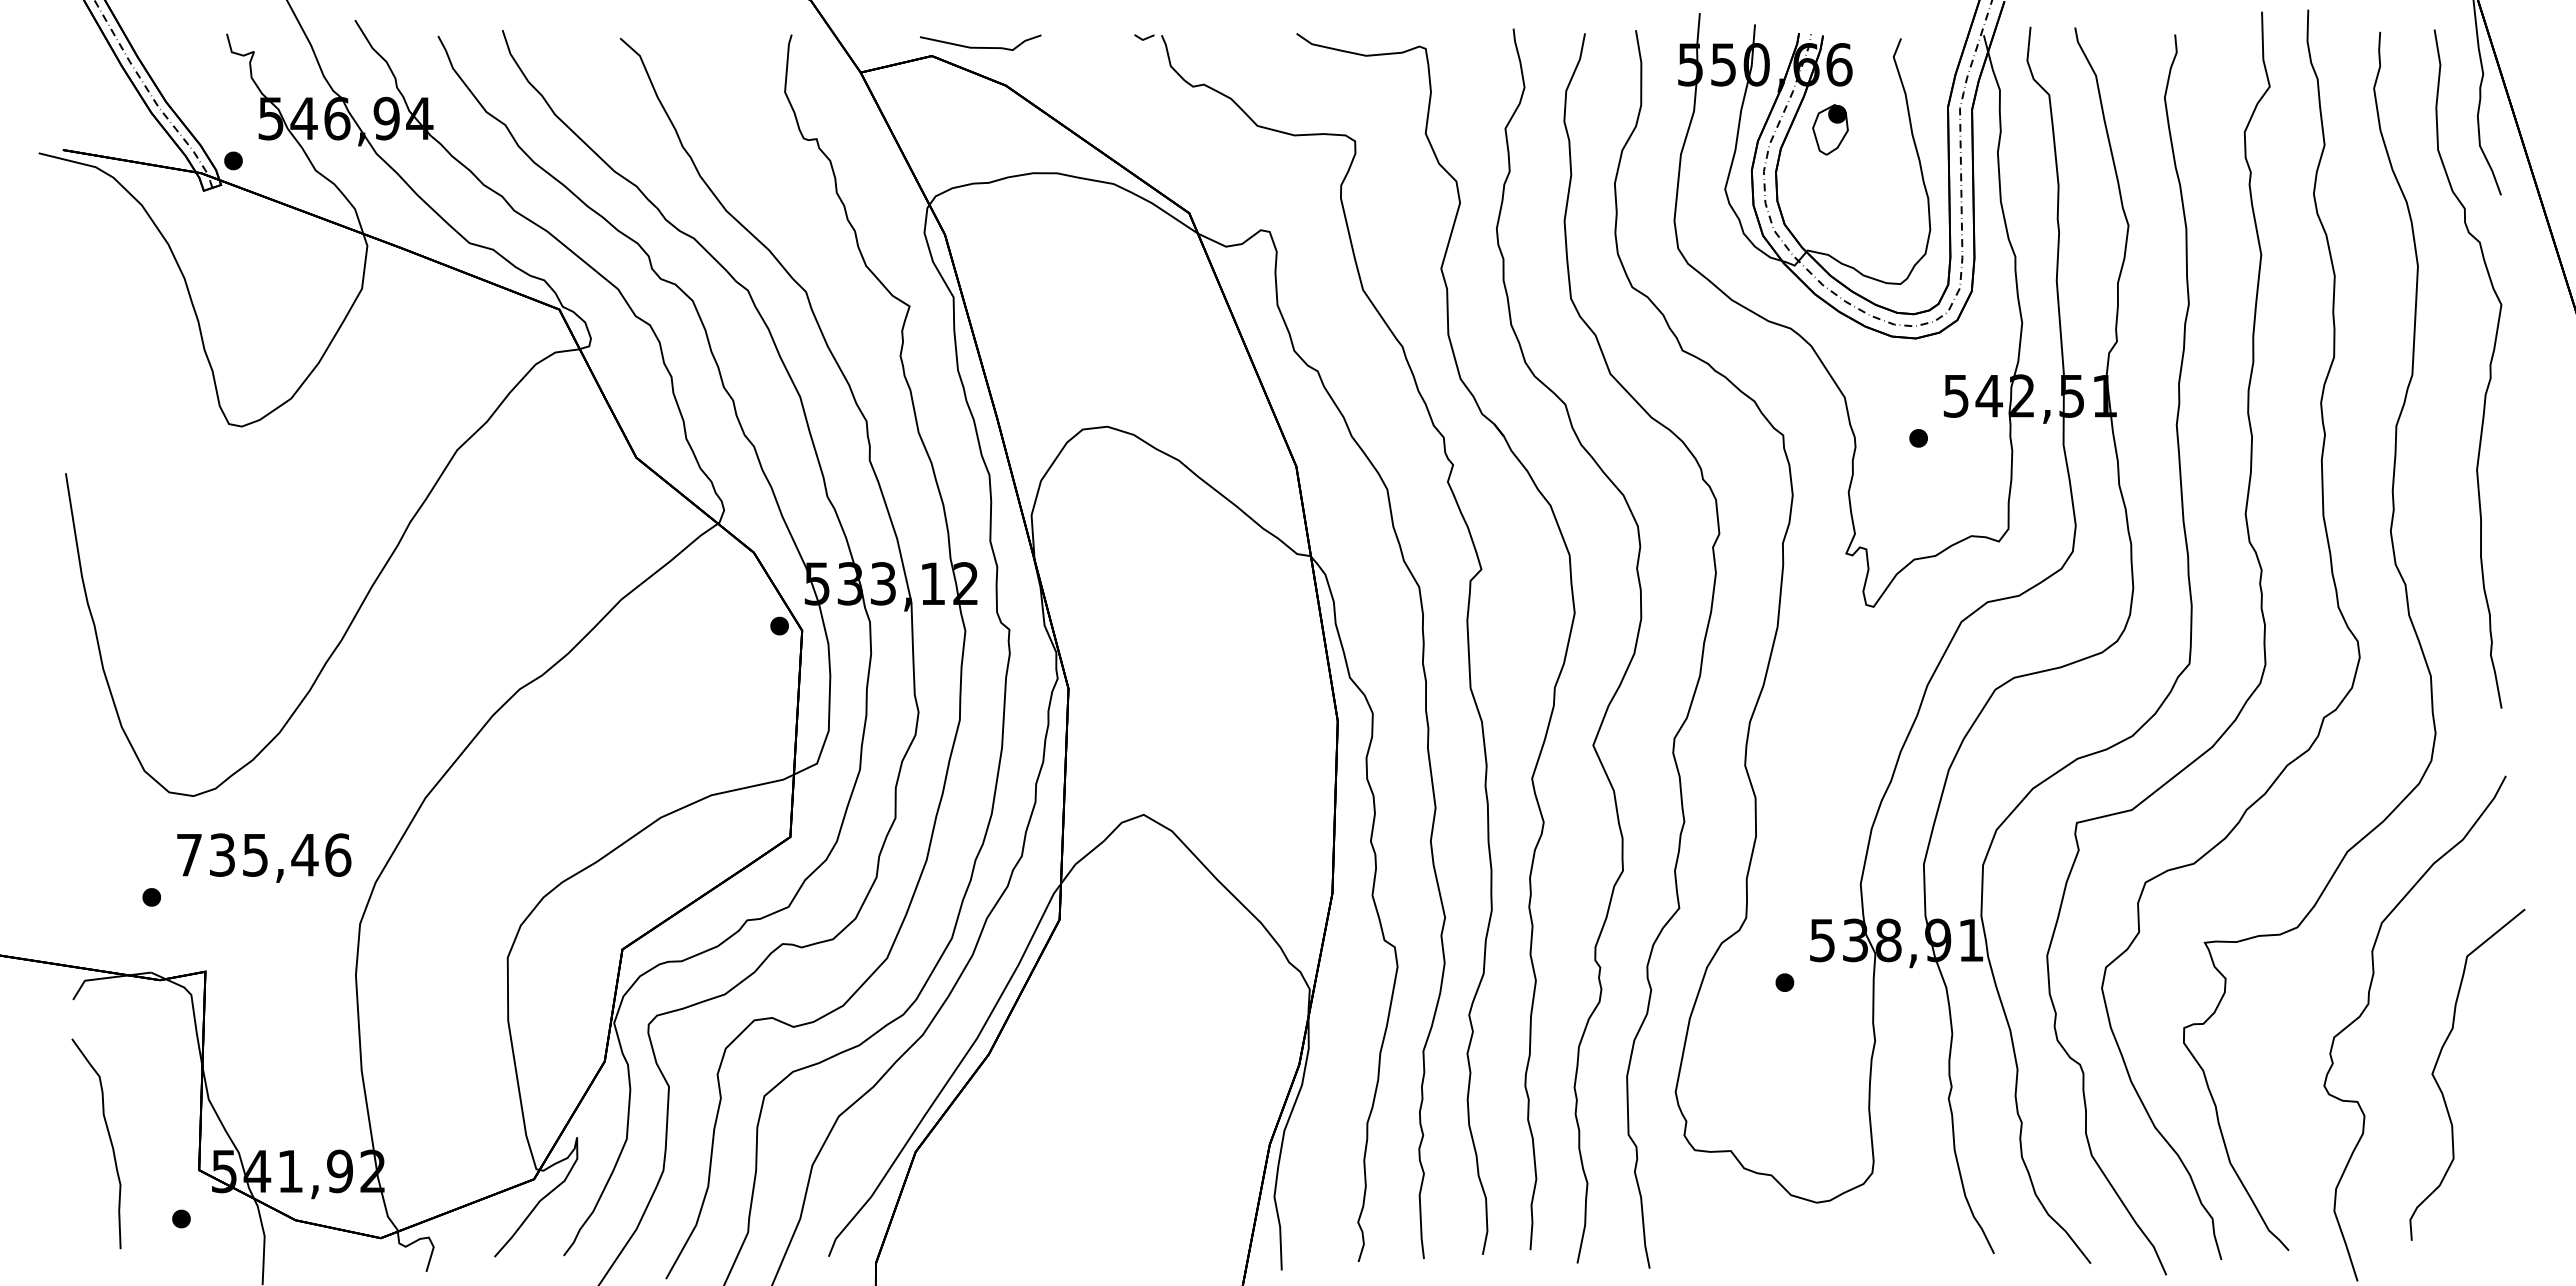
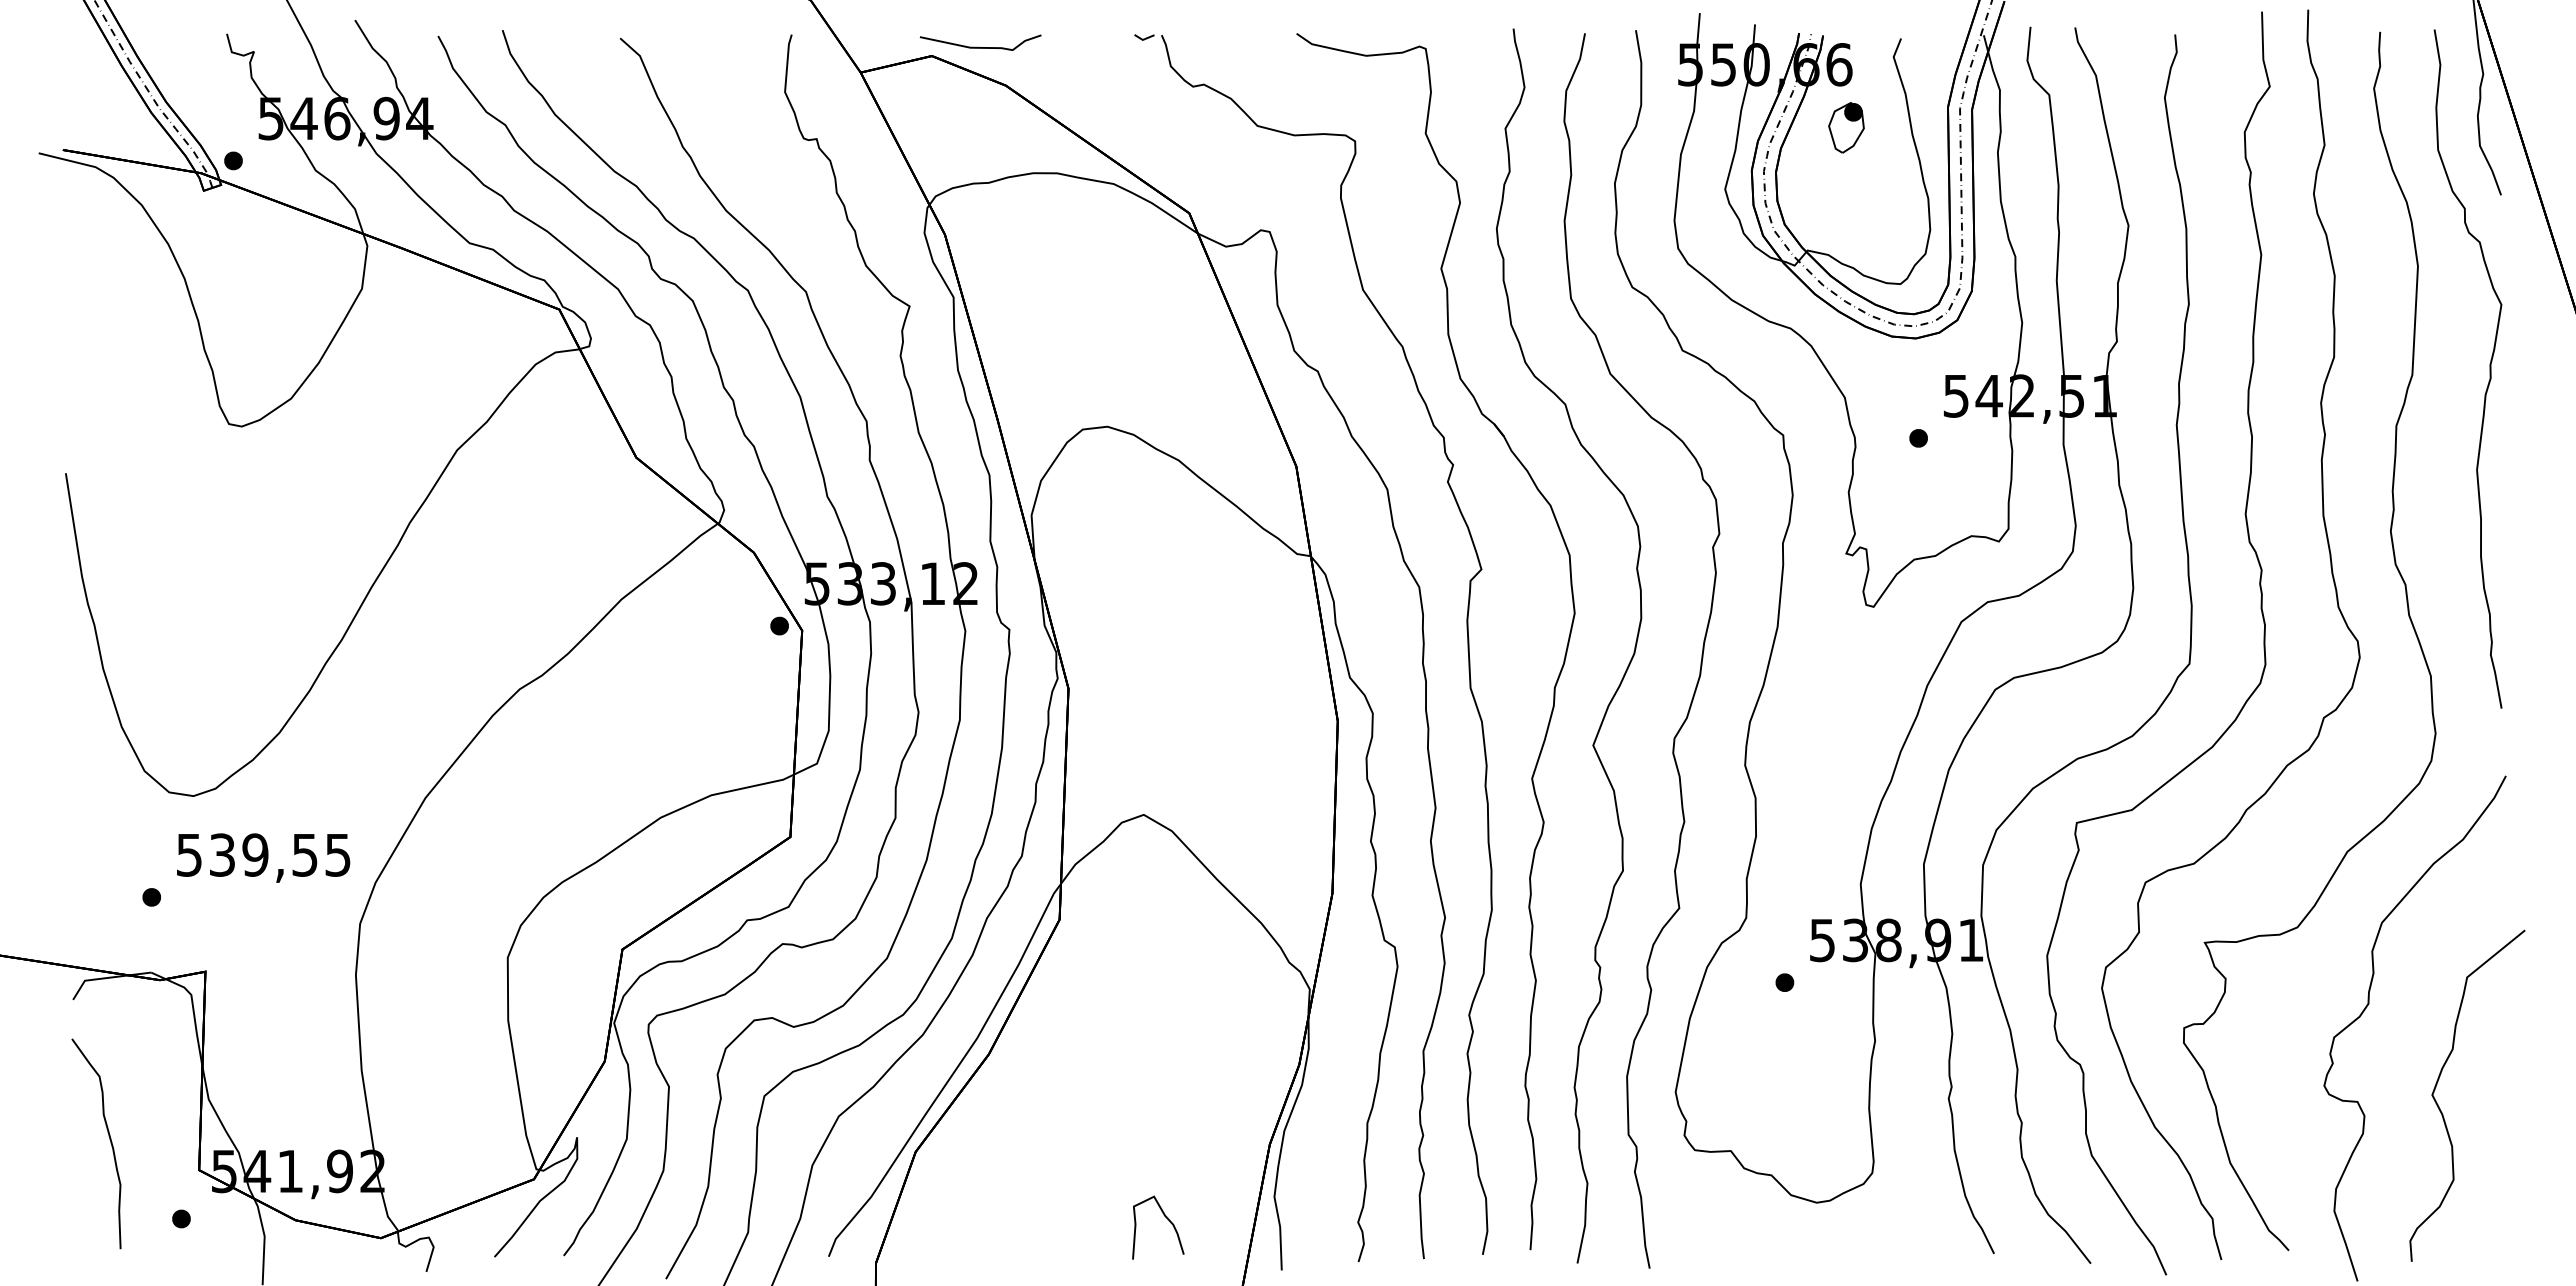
part position: (1830, 129) -> (1846, 127) (1846, 127)
text: 735,46 -> 539,55 (264, 854)
curve position: (2440, 1087) -> (2440, 1108) (2440, 1108)
curve: none -> present (1166, 1218)
